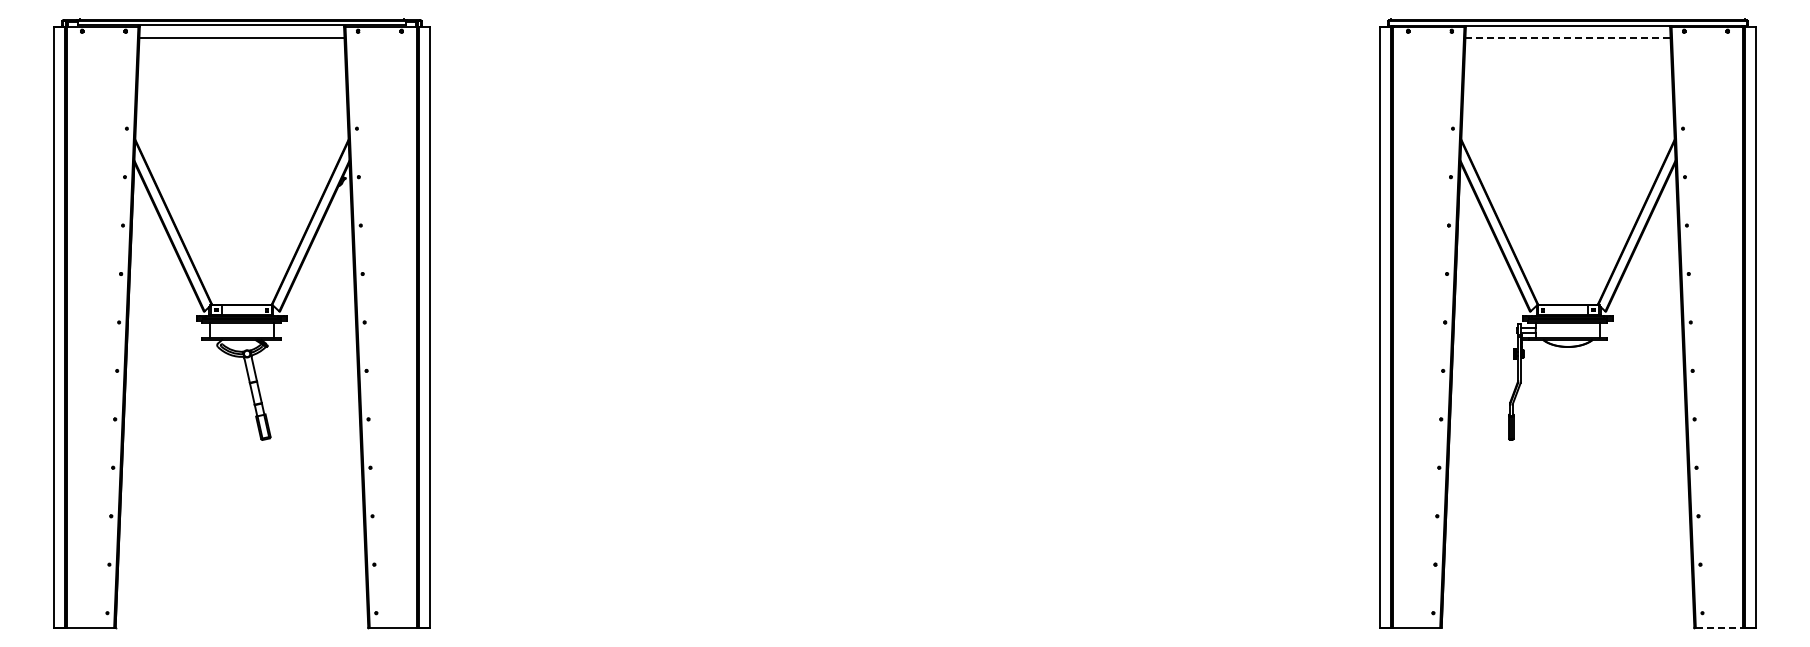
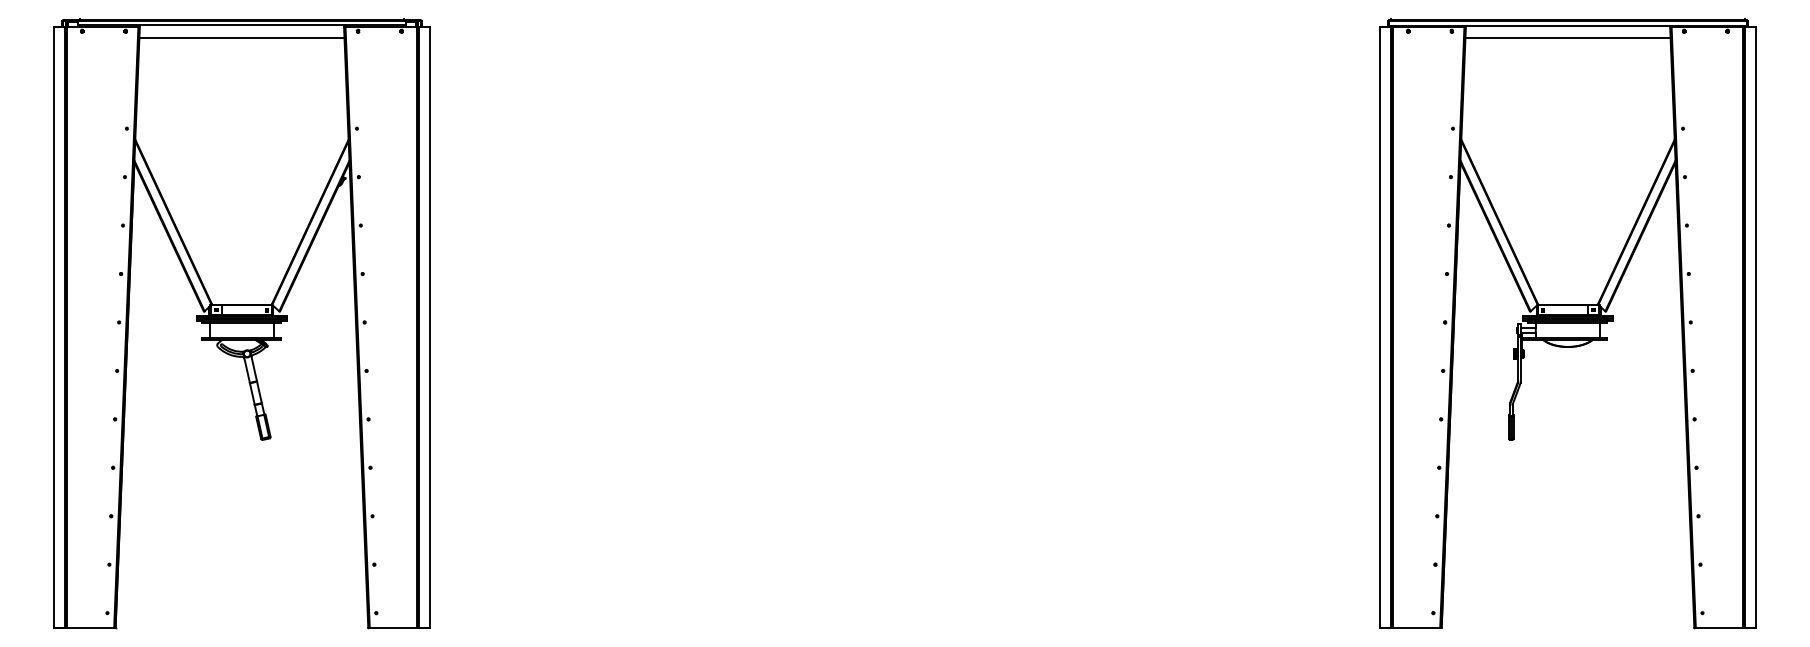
line: dashed -> solid (1568, 38)
line: dashed -> solid (1719, 627)
